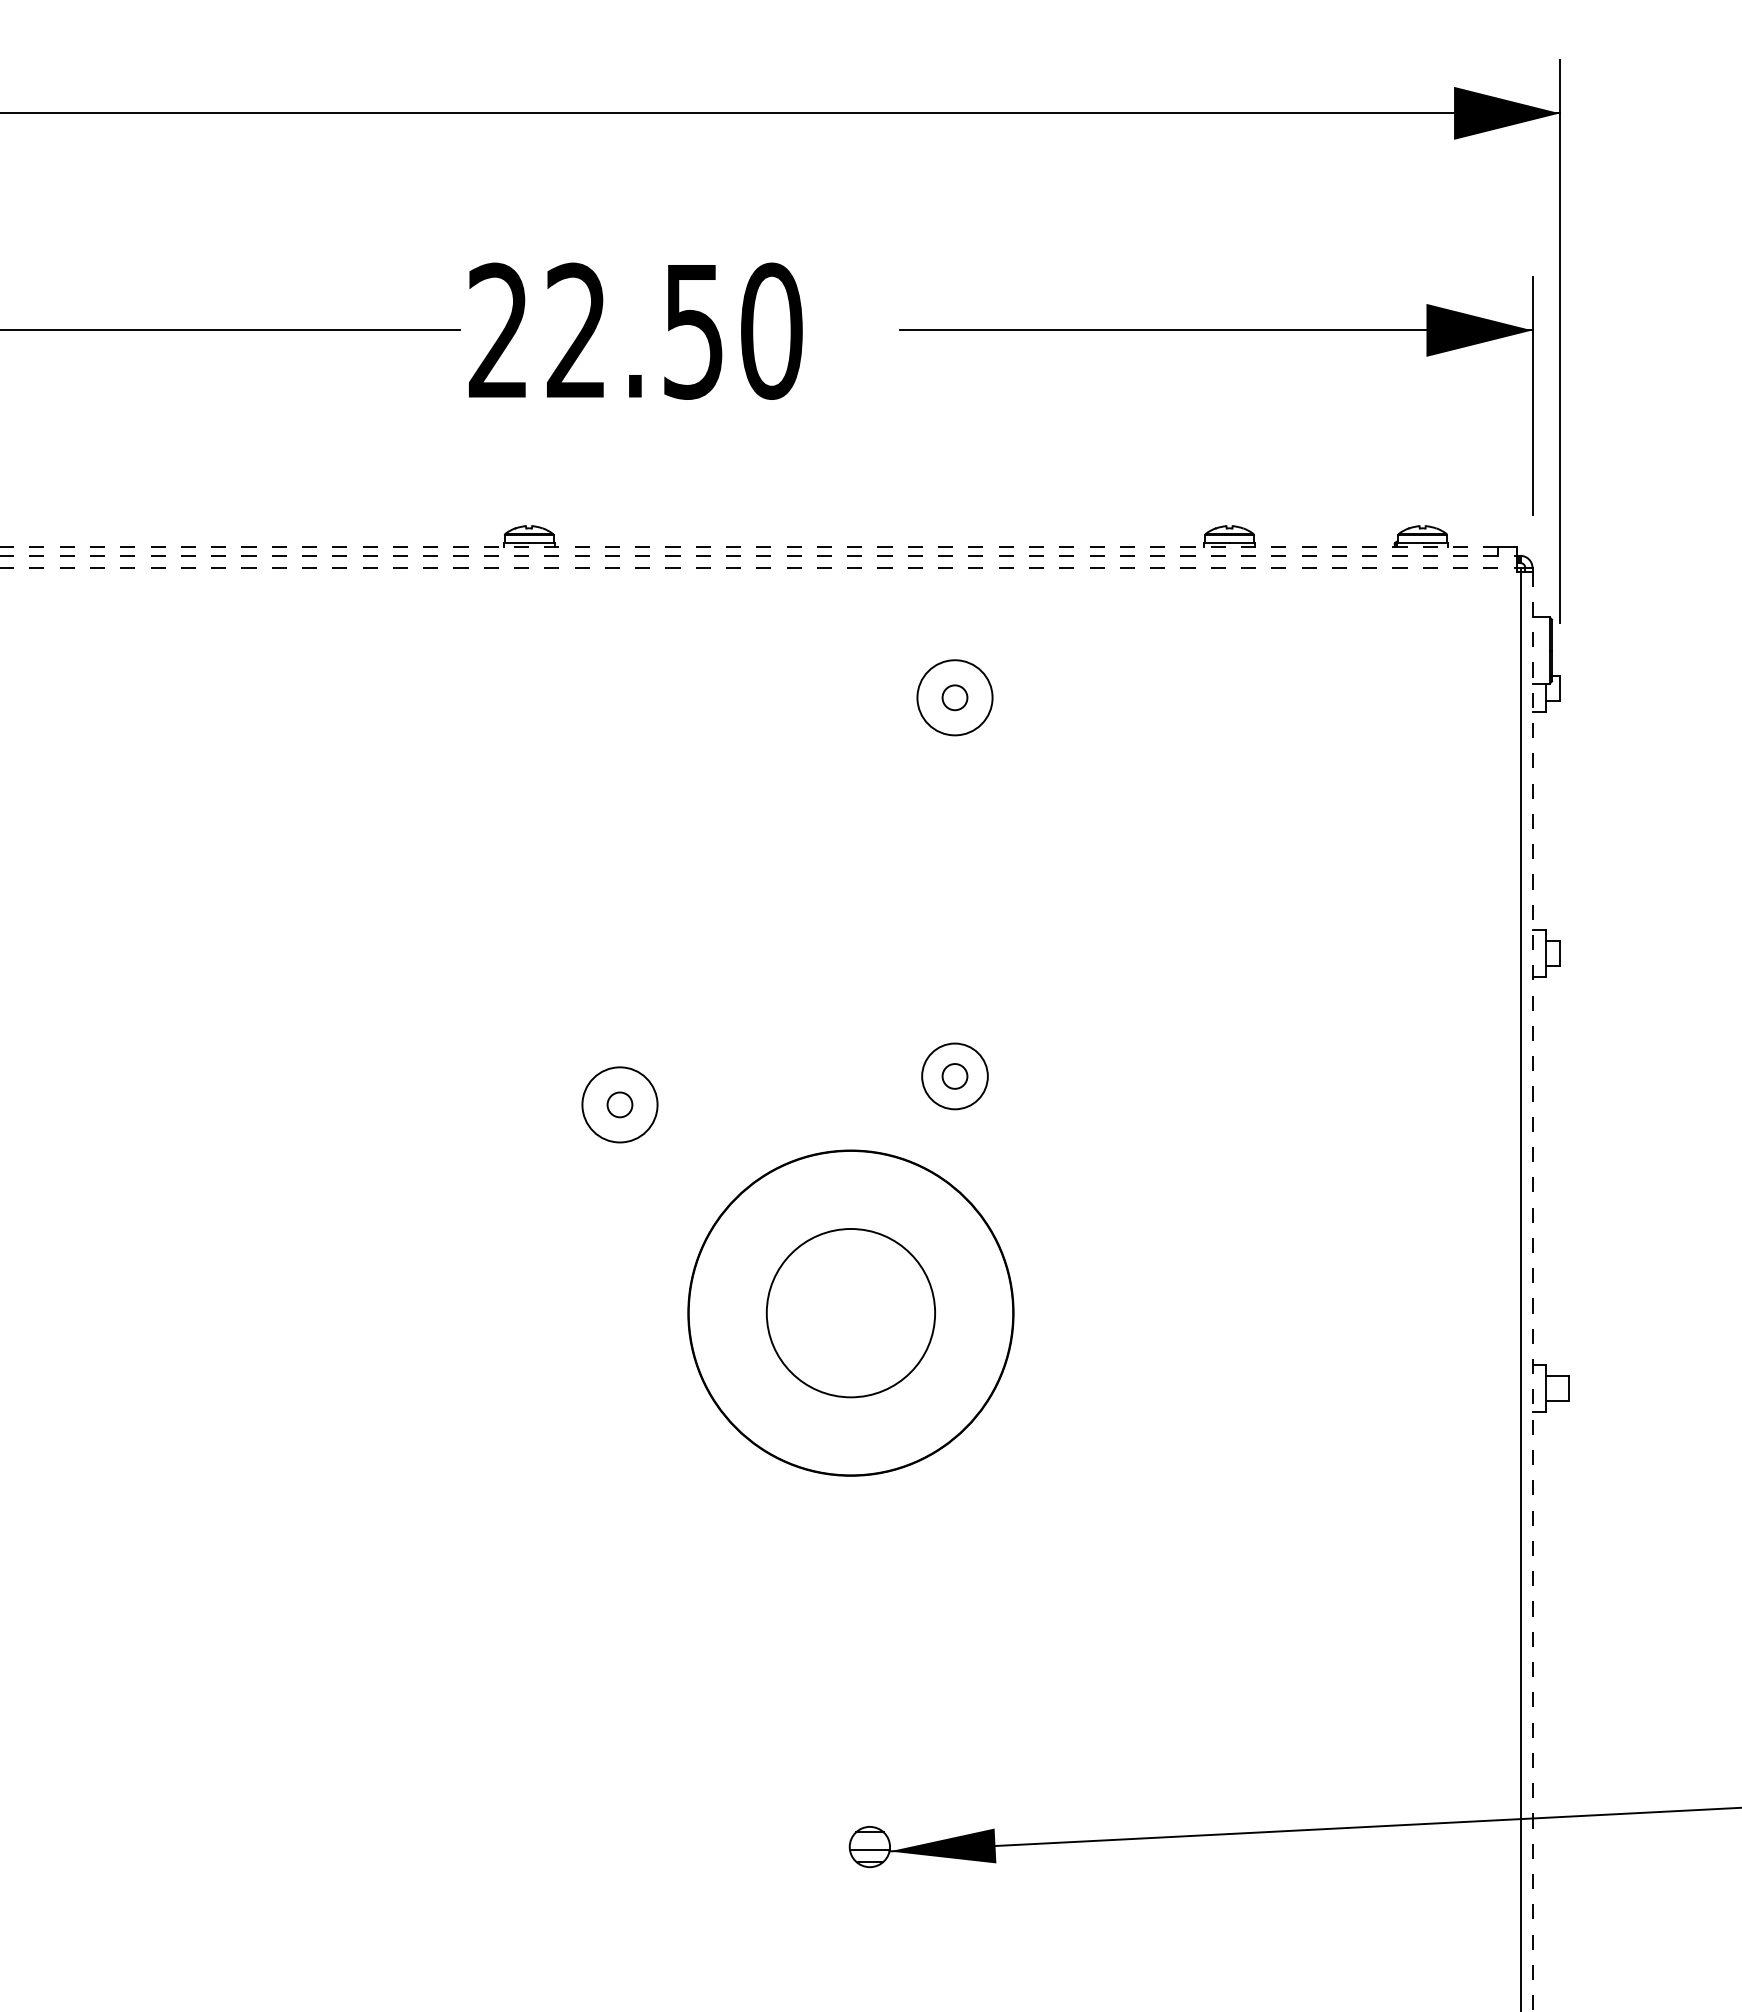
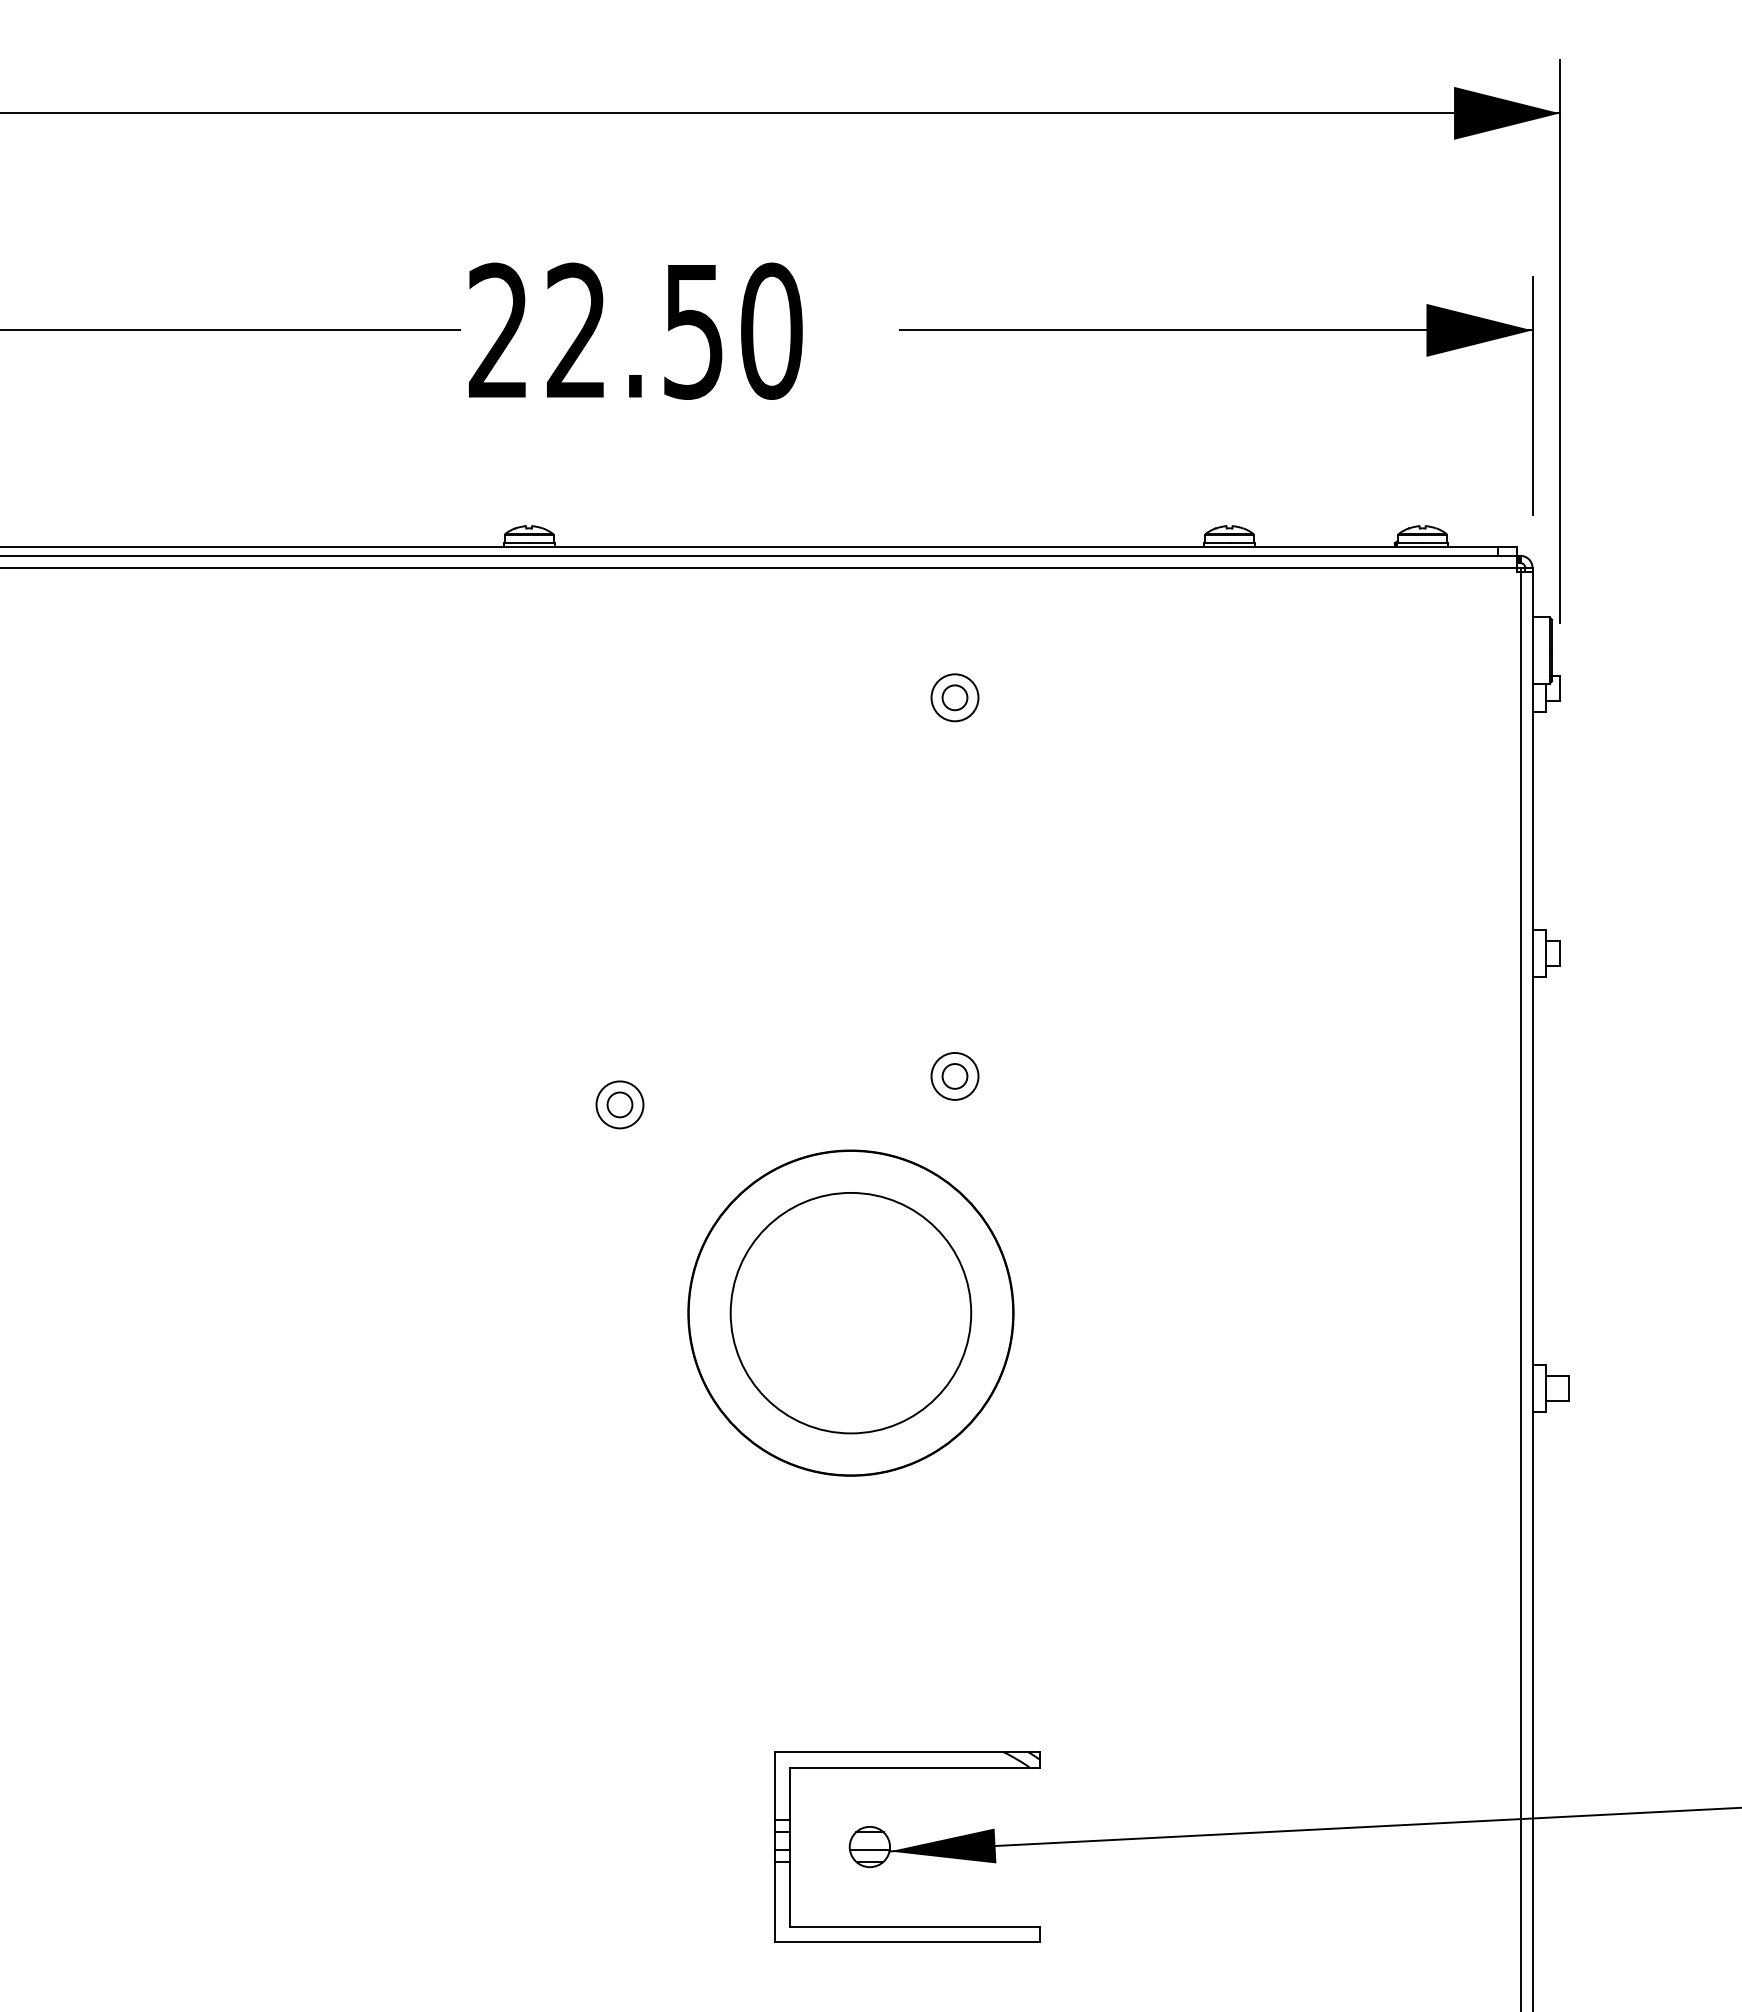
line: dashed -> solid (749, 546)
line: dashed -> solid (759, 555)
line: dashed -> solid (759, 567)
circle diameter: 75 px -> 47 px (954, 697)
circle diameter: 66 px -> 47 px (954, 1075)
circle diameter: 75 px -> 47 px (619, 1104)
line: dashed -> solid (1532, 1291)
circle diameter: 168 px -> 241 px (850, 1312)
part: none -> present (907, 1768)
